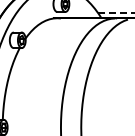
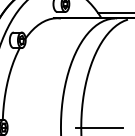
line: dashed -> solid (116, 12)
line: none -> present (99, 127)
